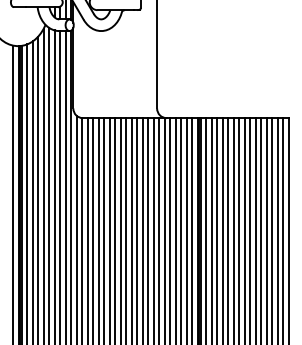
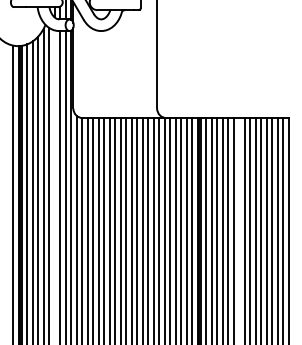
line: present -> none (54, 185)
line: present -> none (239, 229)
